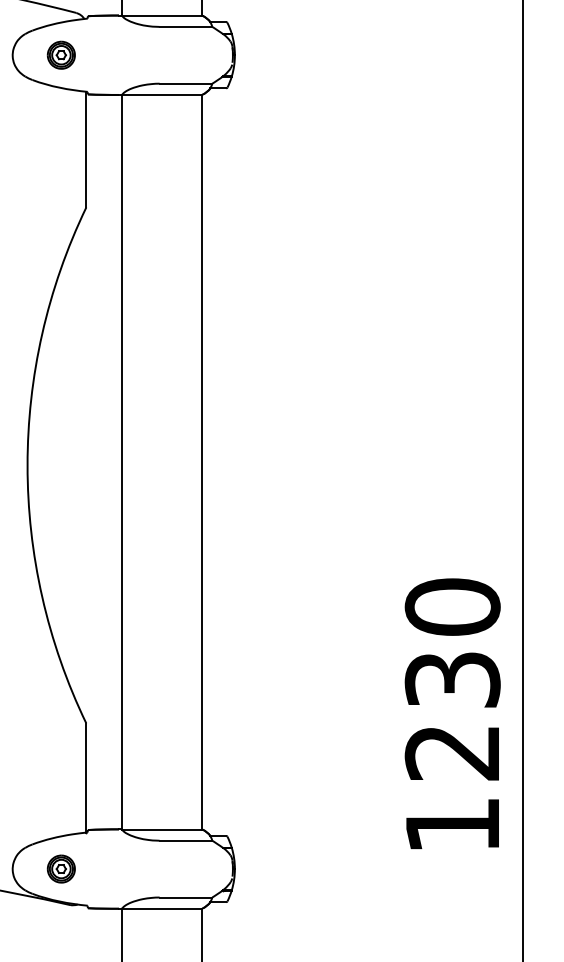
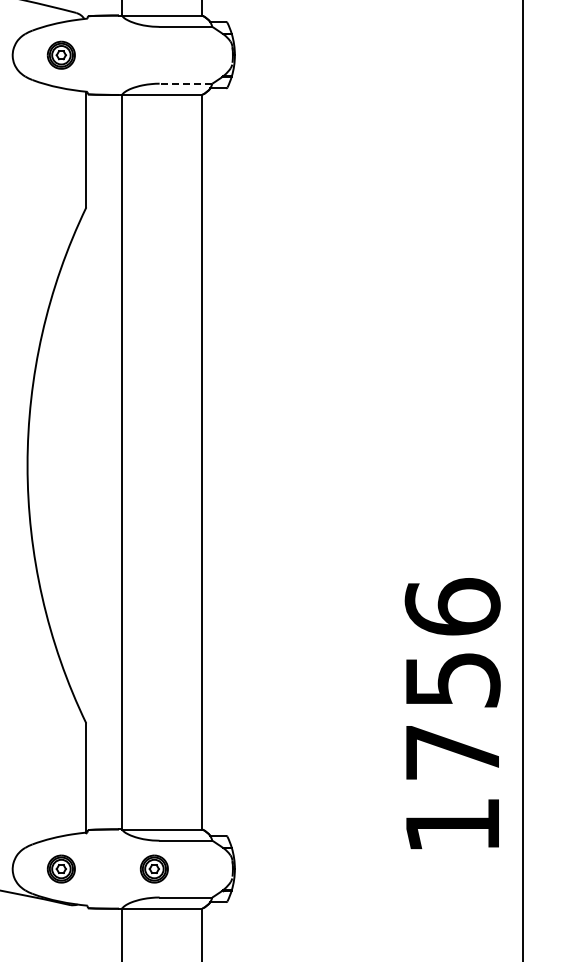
line: solid -> dashed (185, 83)
text: 1230 -> 1756 (452, 679)
part: none -> present (153, 868)
